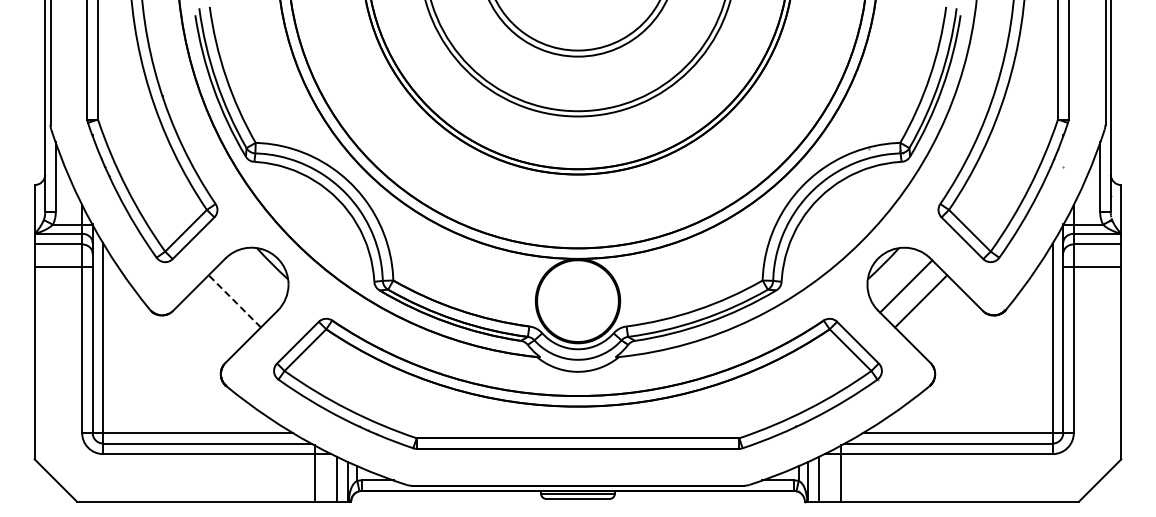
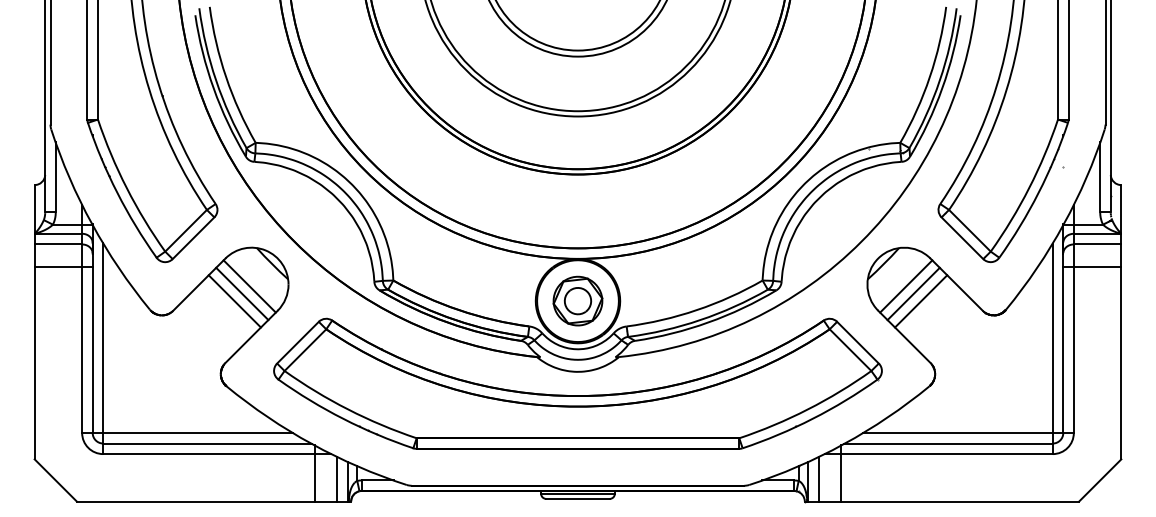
line: none -> present (249, 286)
line: none -> present (242, 293)
line: none -> present (913, 293)
part: none -> present (577, 300)
line: dashed -> solid (234, 301)
